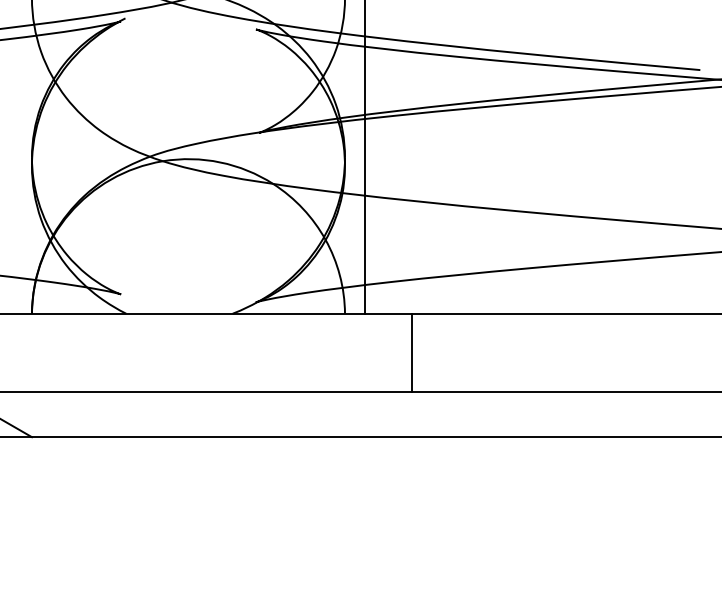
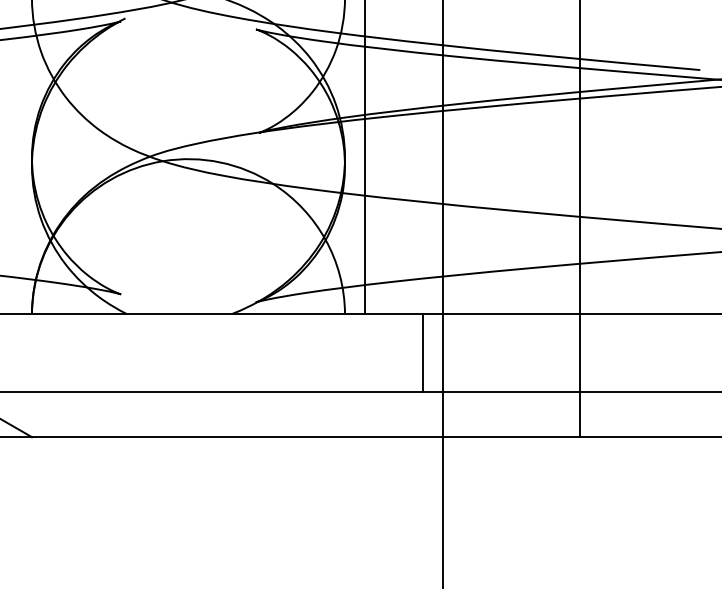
line: none -> present (579, 219)
line: none -> present (442, 294)
line position: (412, 352) -> (423, 352) (423, 352)
